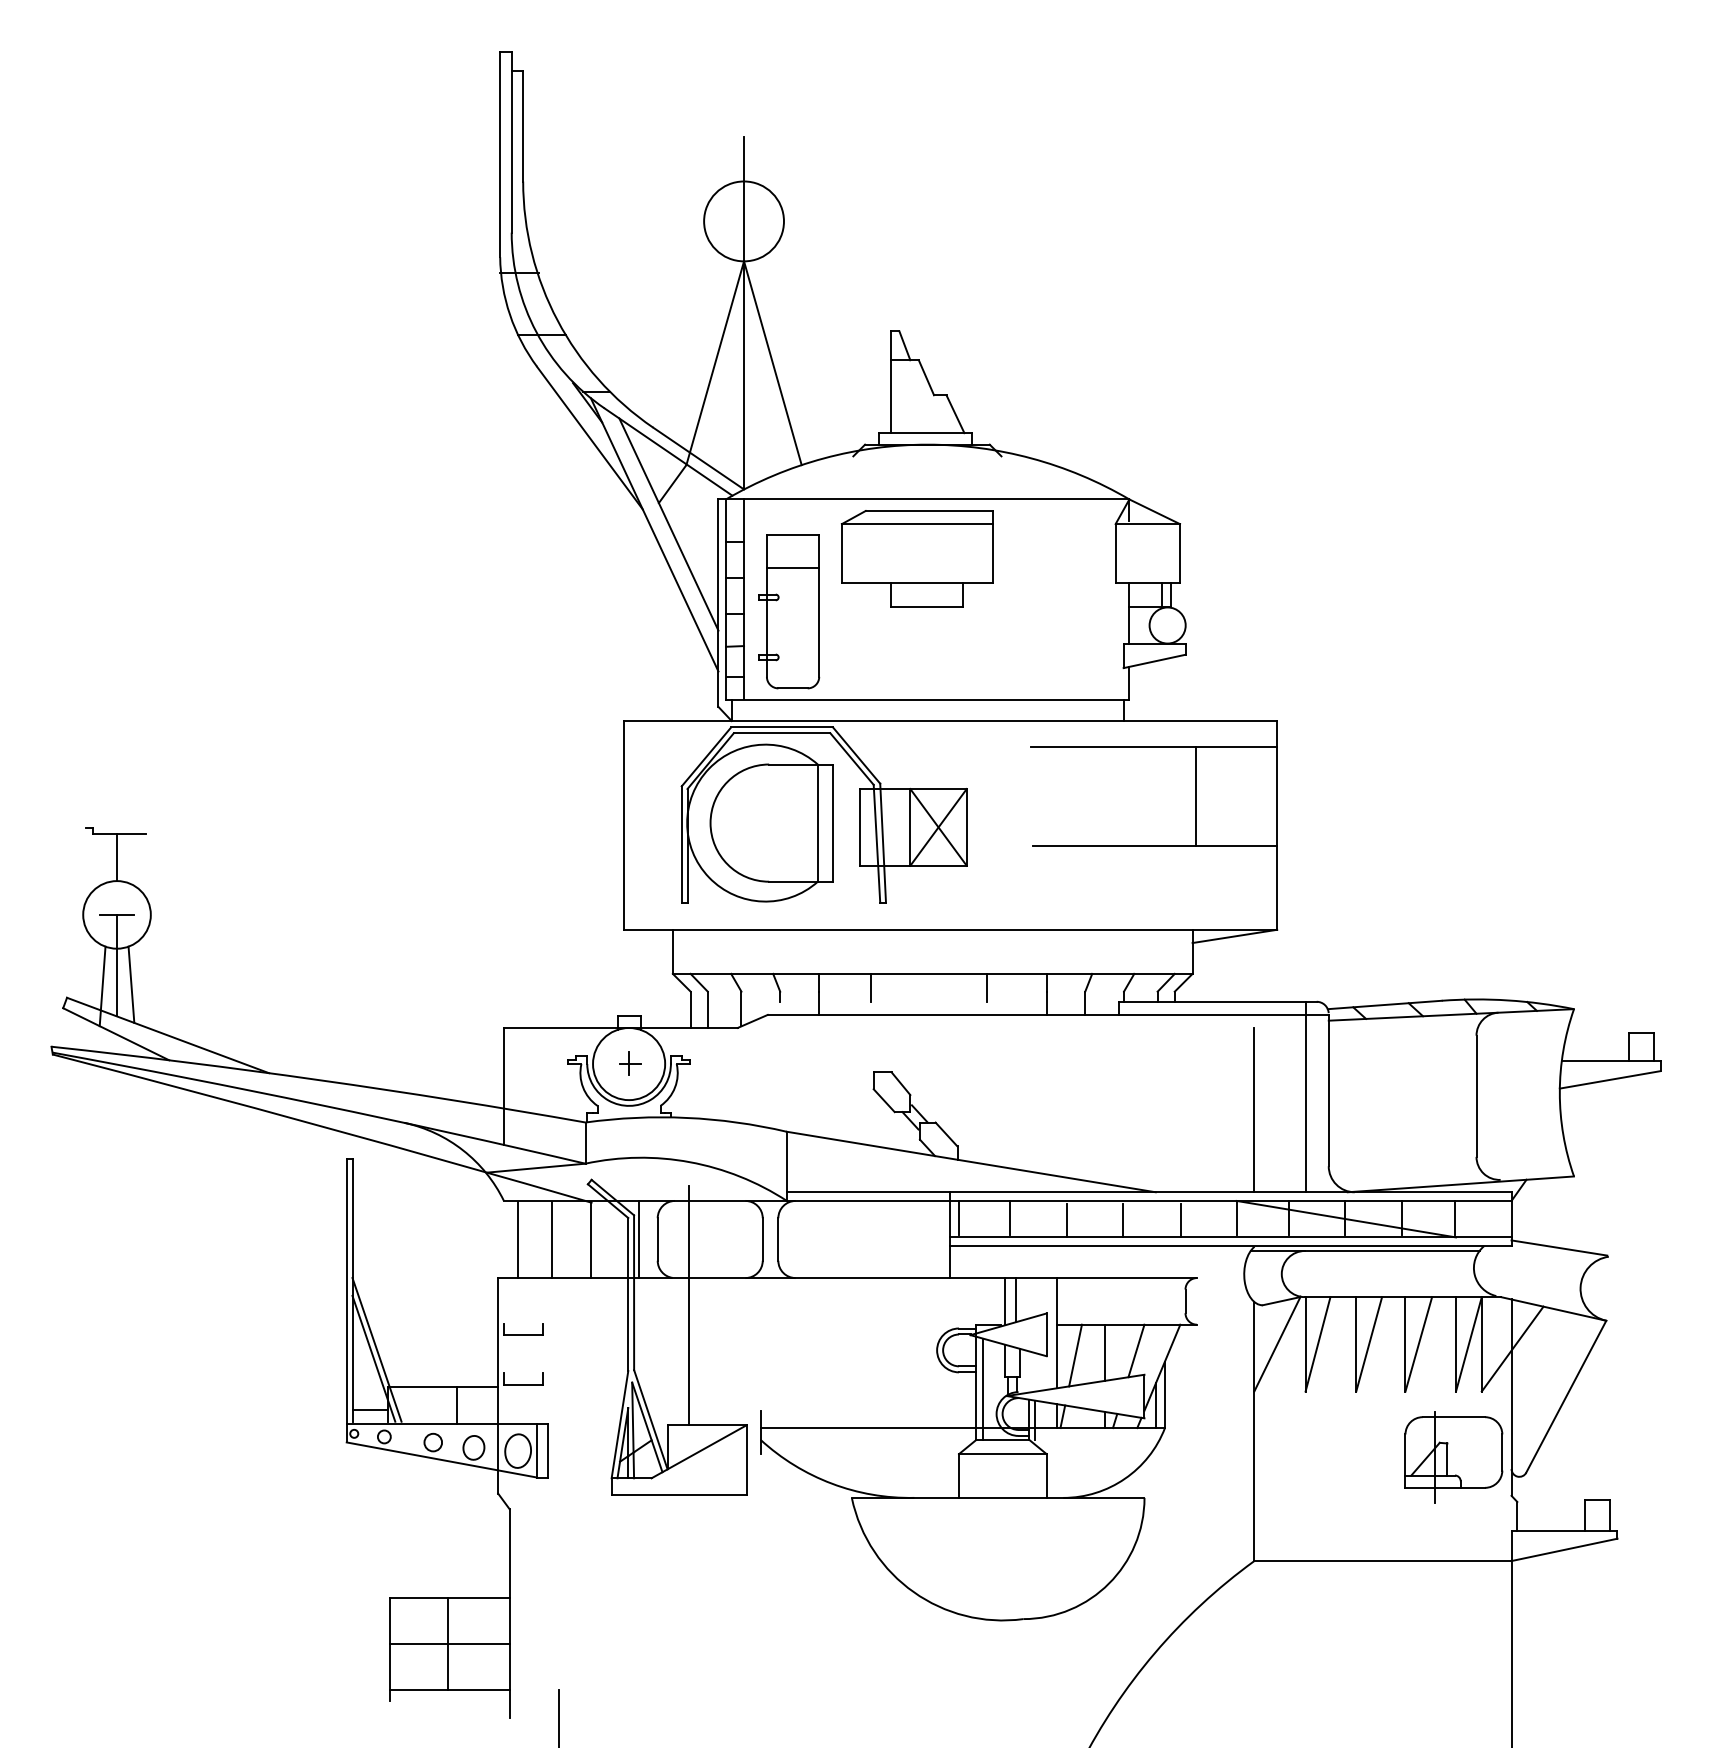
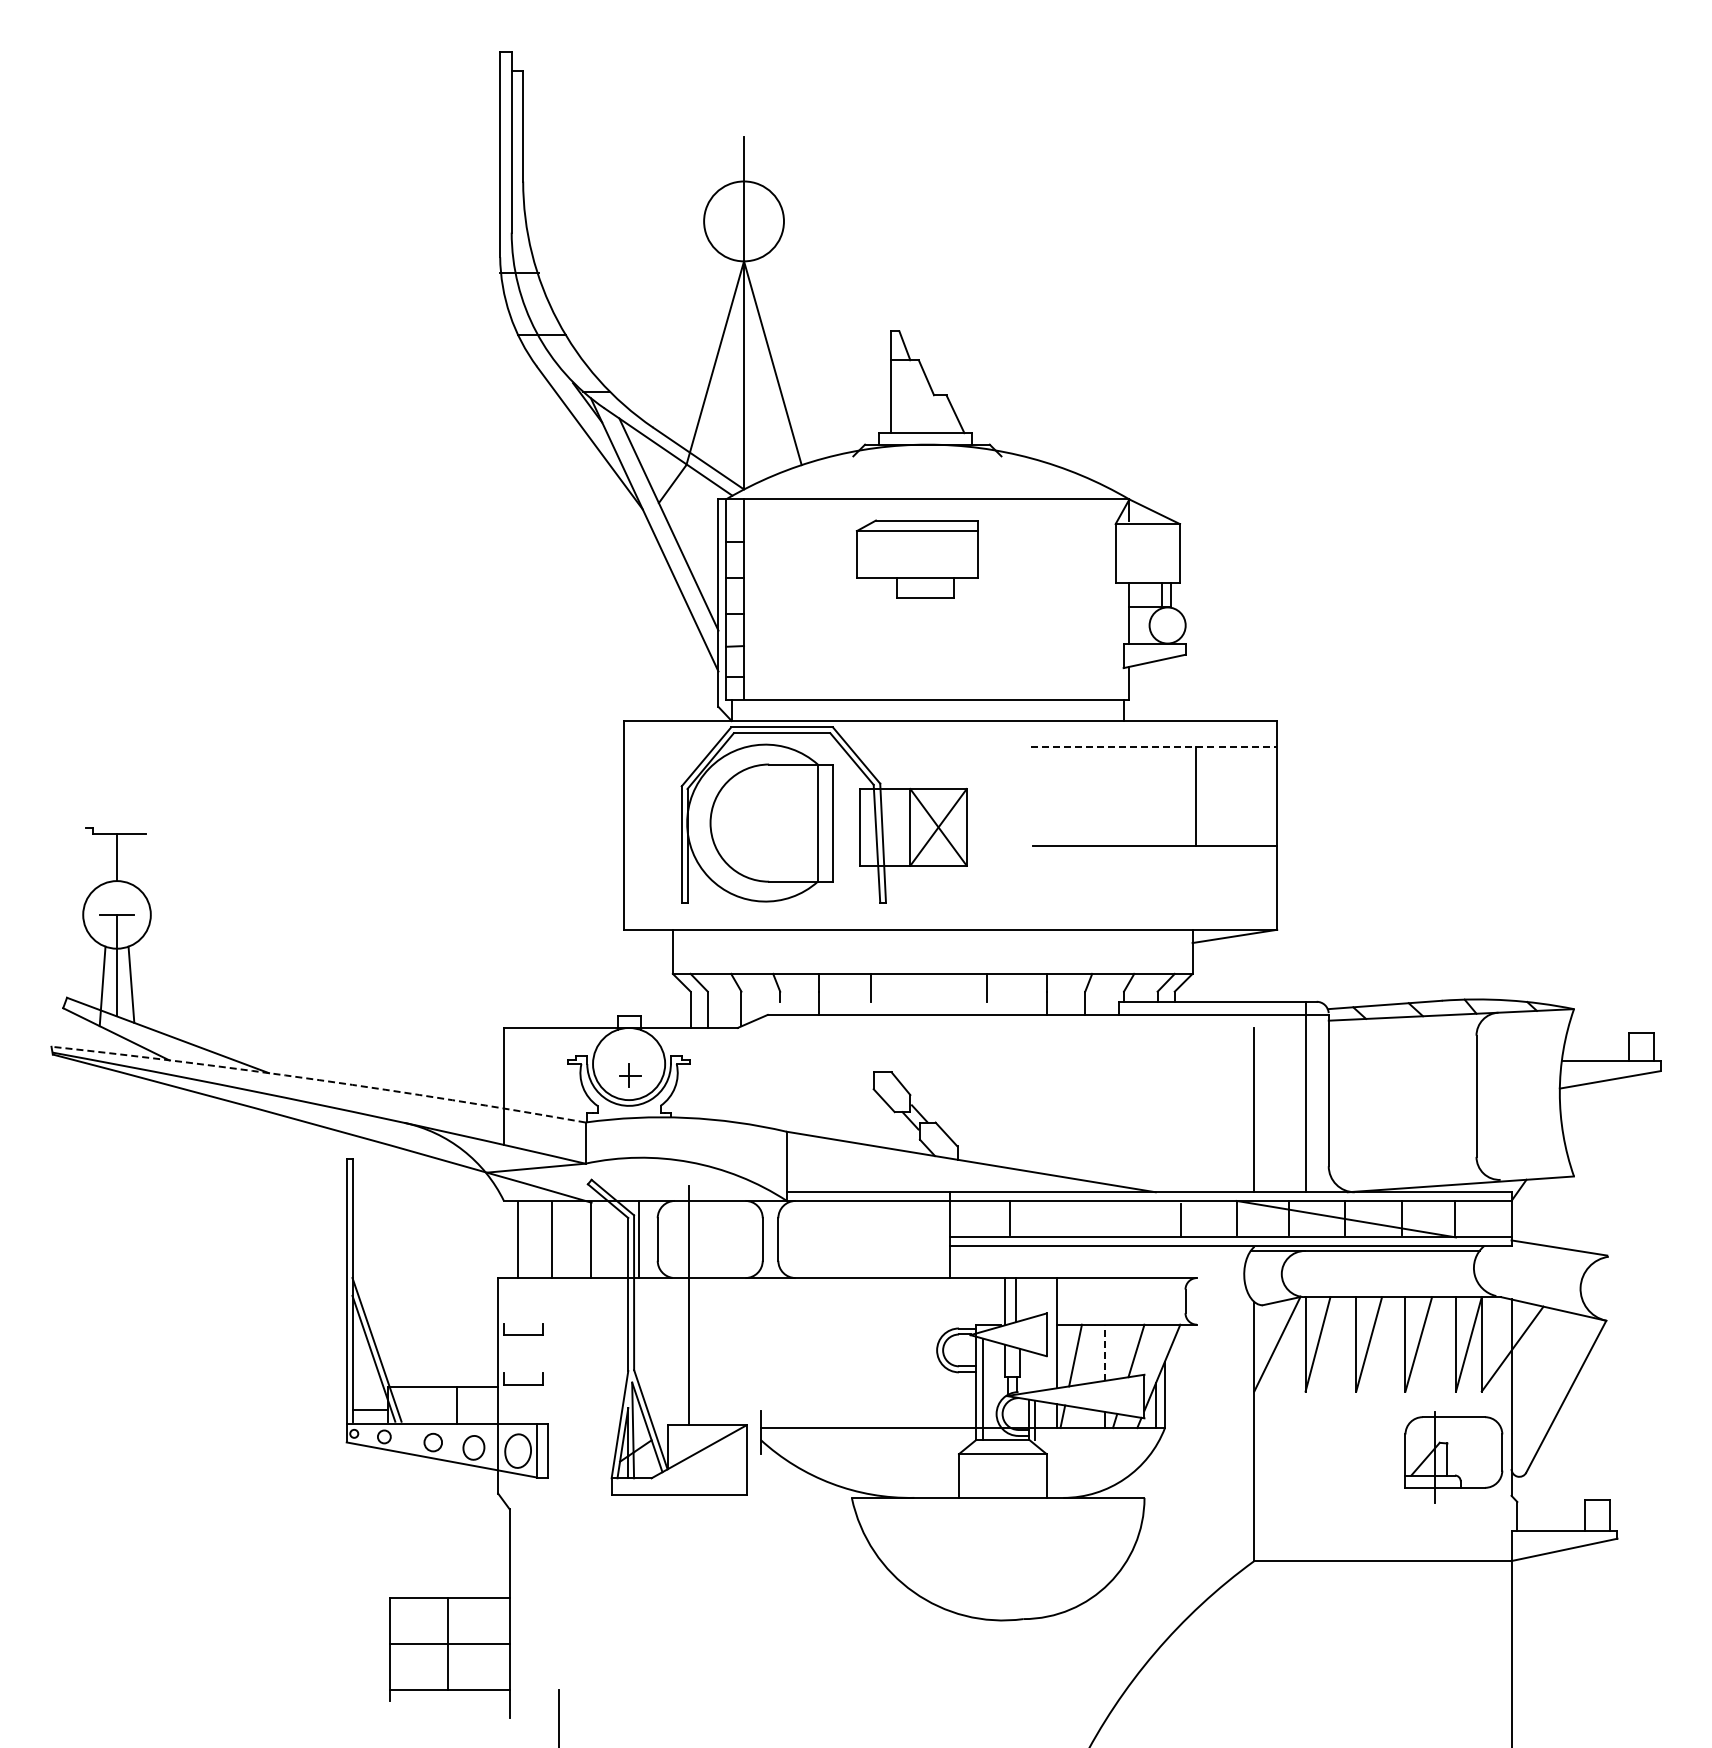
part size: 154x98 px -> 124x80 px (916, 558)
part: present -> none (789, 611)
line: solid -> dashed (1154, 747)
part position: (630, 1063) -> (630, 1075) (630, 1075)
arc: solid -> dashed (319, 1080)
line: present -> none (958, 1217)
line: present -> none (1067, 1220)
line: present -> none (1123, 1220)
line: solid -> dashed (1104, 1352)
